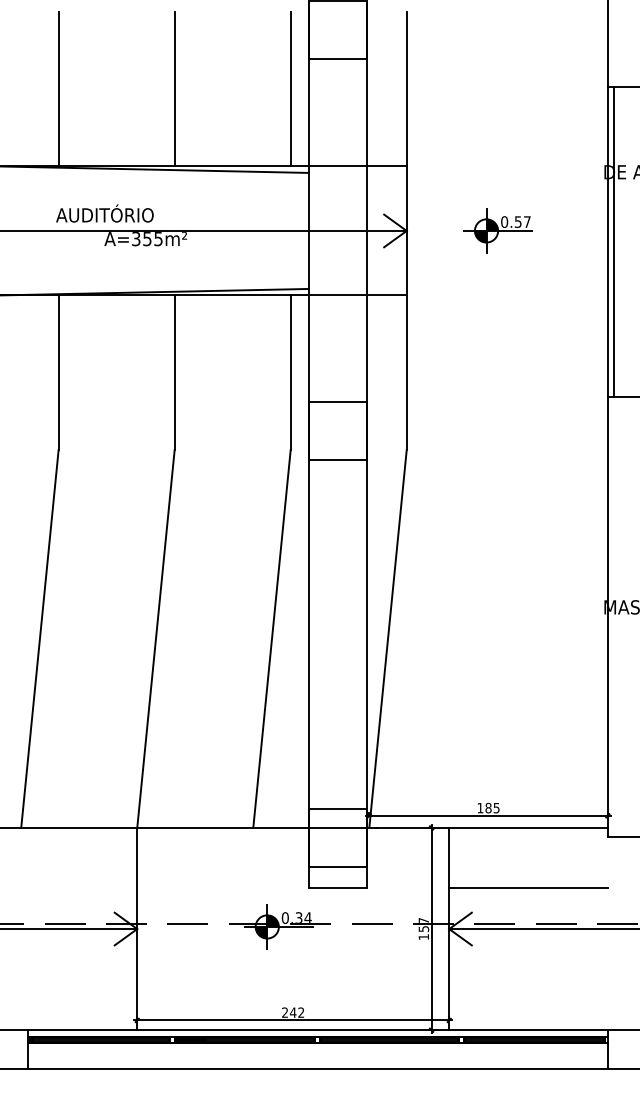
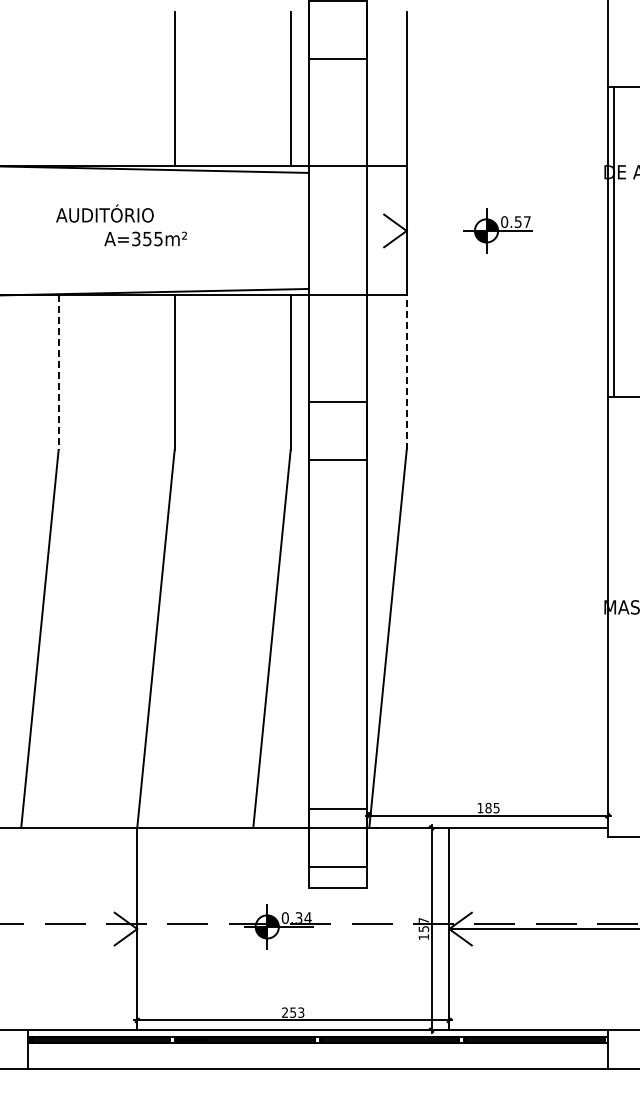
line: present -> none (58, 88)
line: present -> none (204, 230)
line: solid -> dashed (406, 372)
line: solid -> dashed (58, 373)
line: present -> none (528, 888)
line: present -> none (69, 929)
text: 242 -> 253 (296, 1012)
